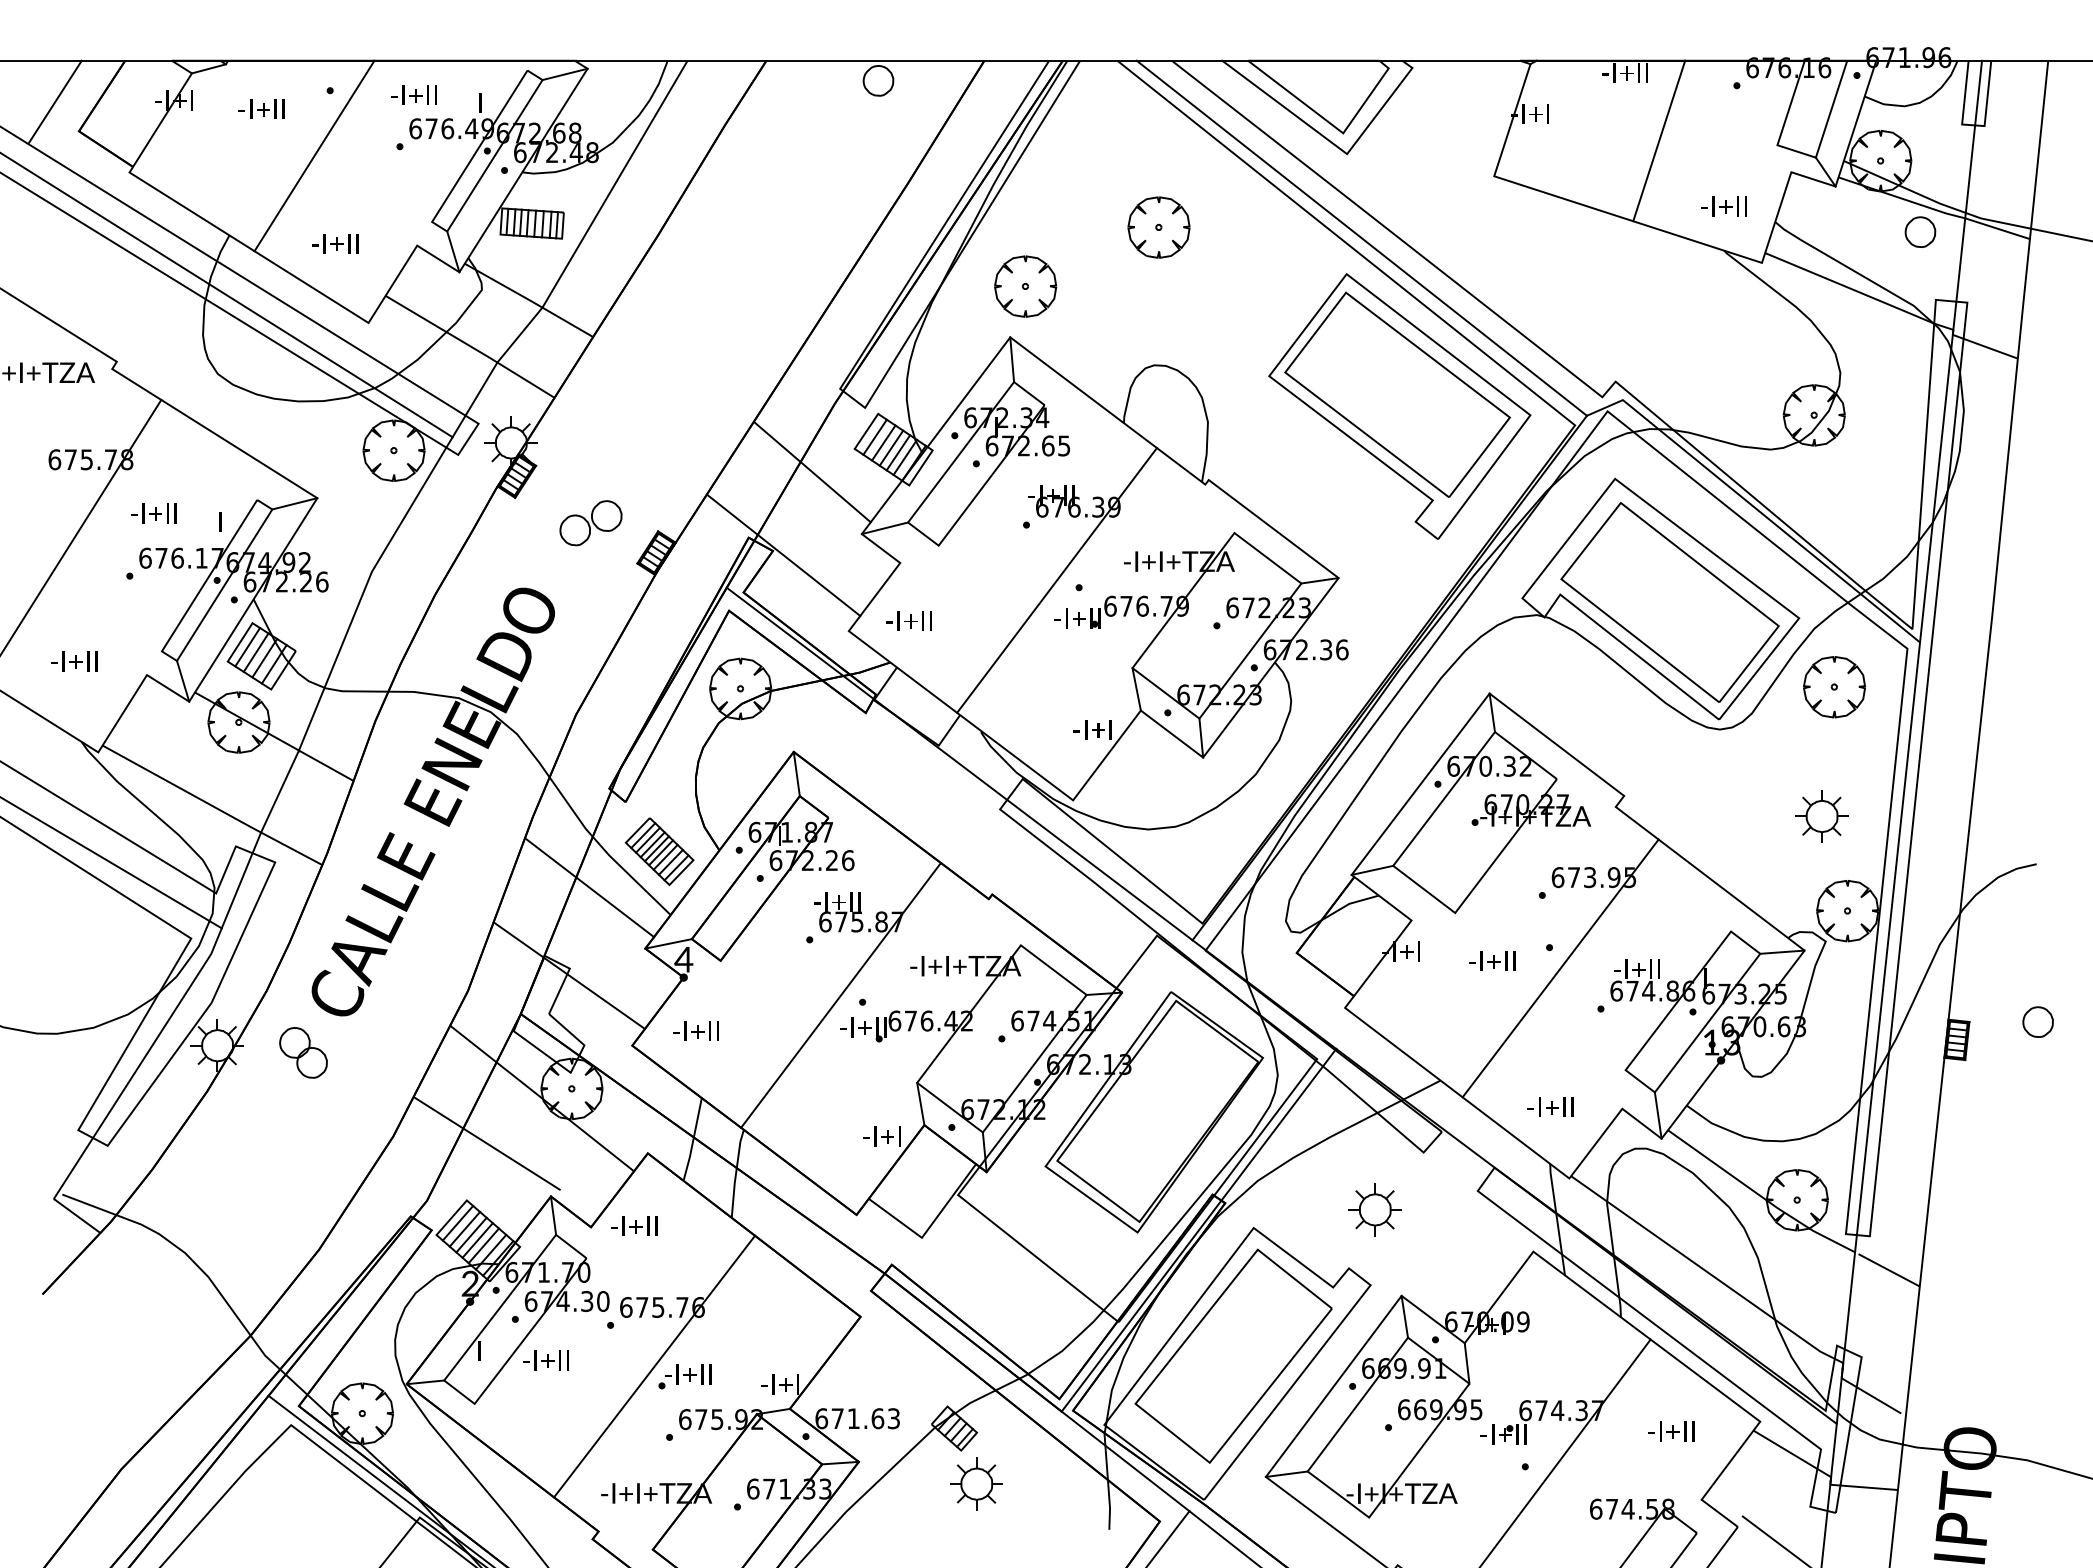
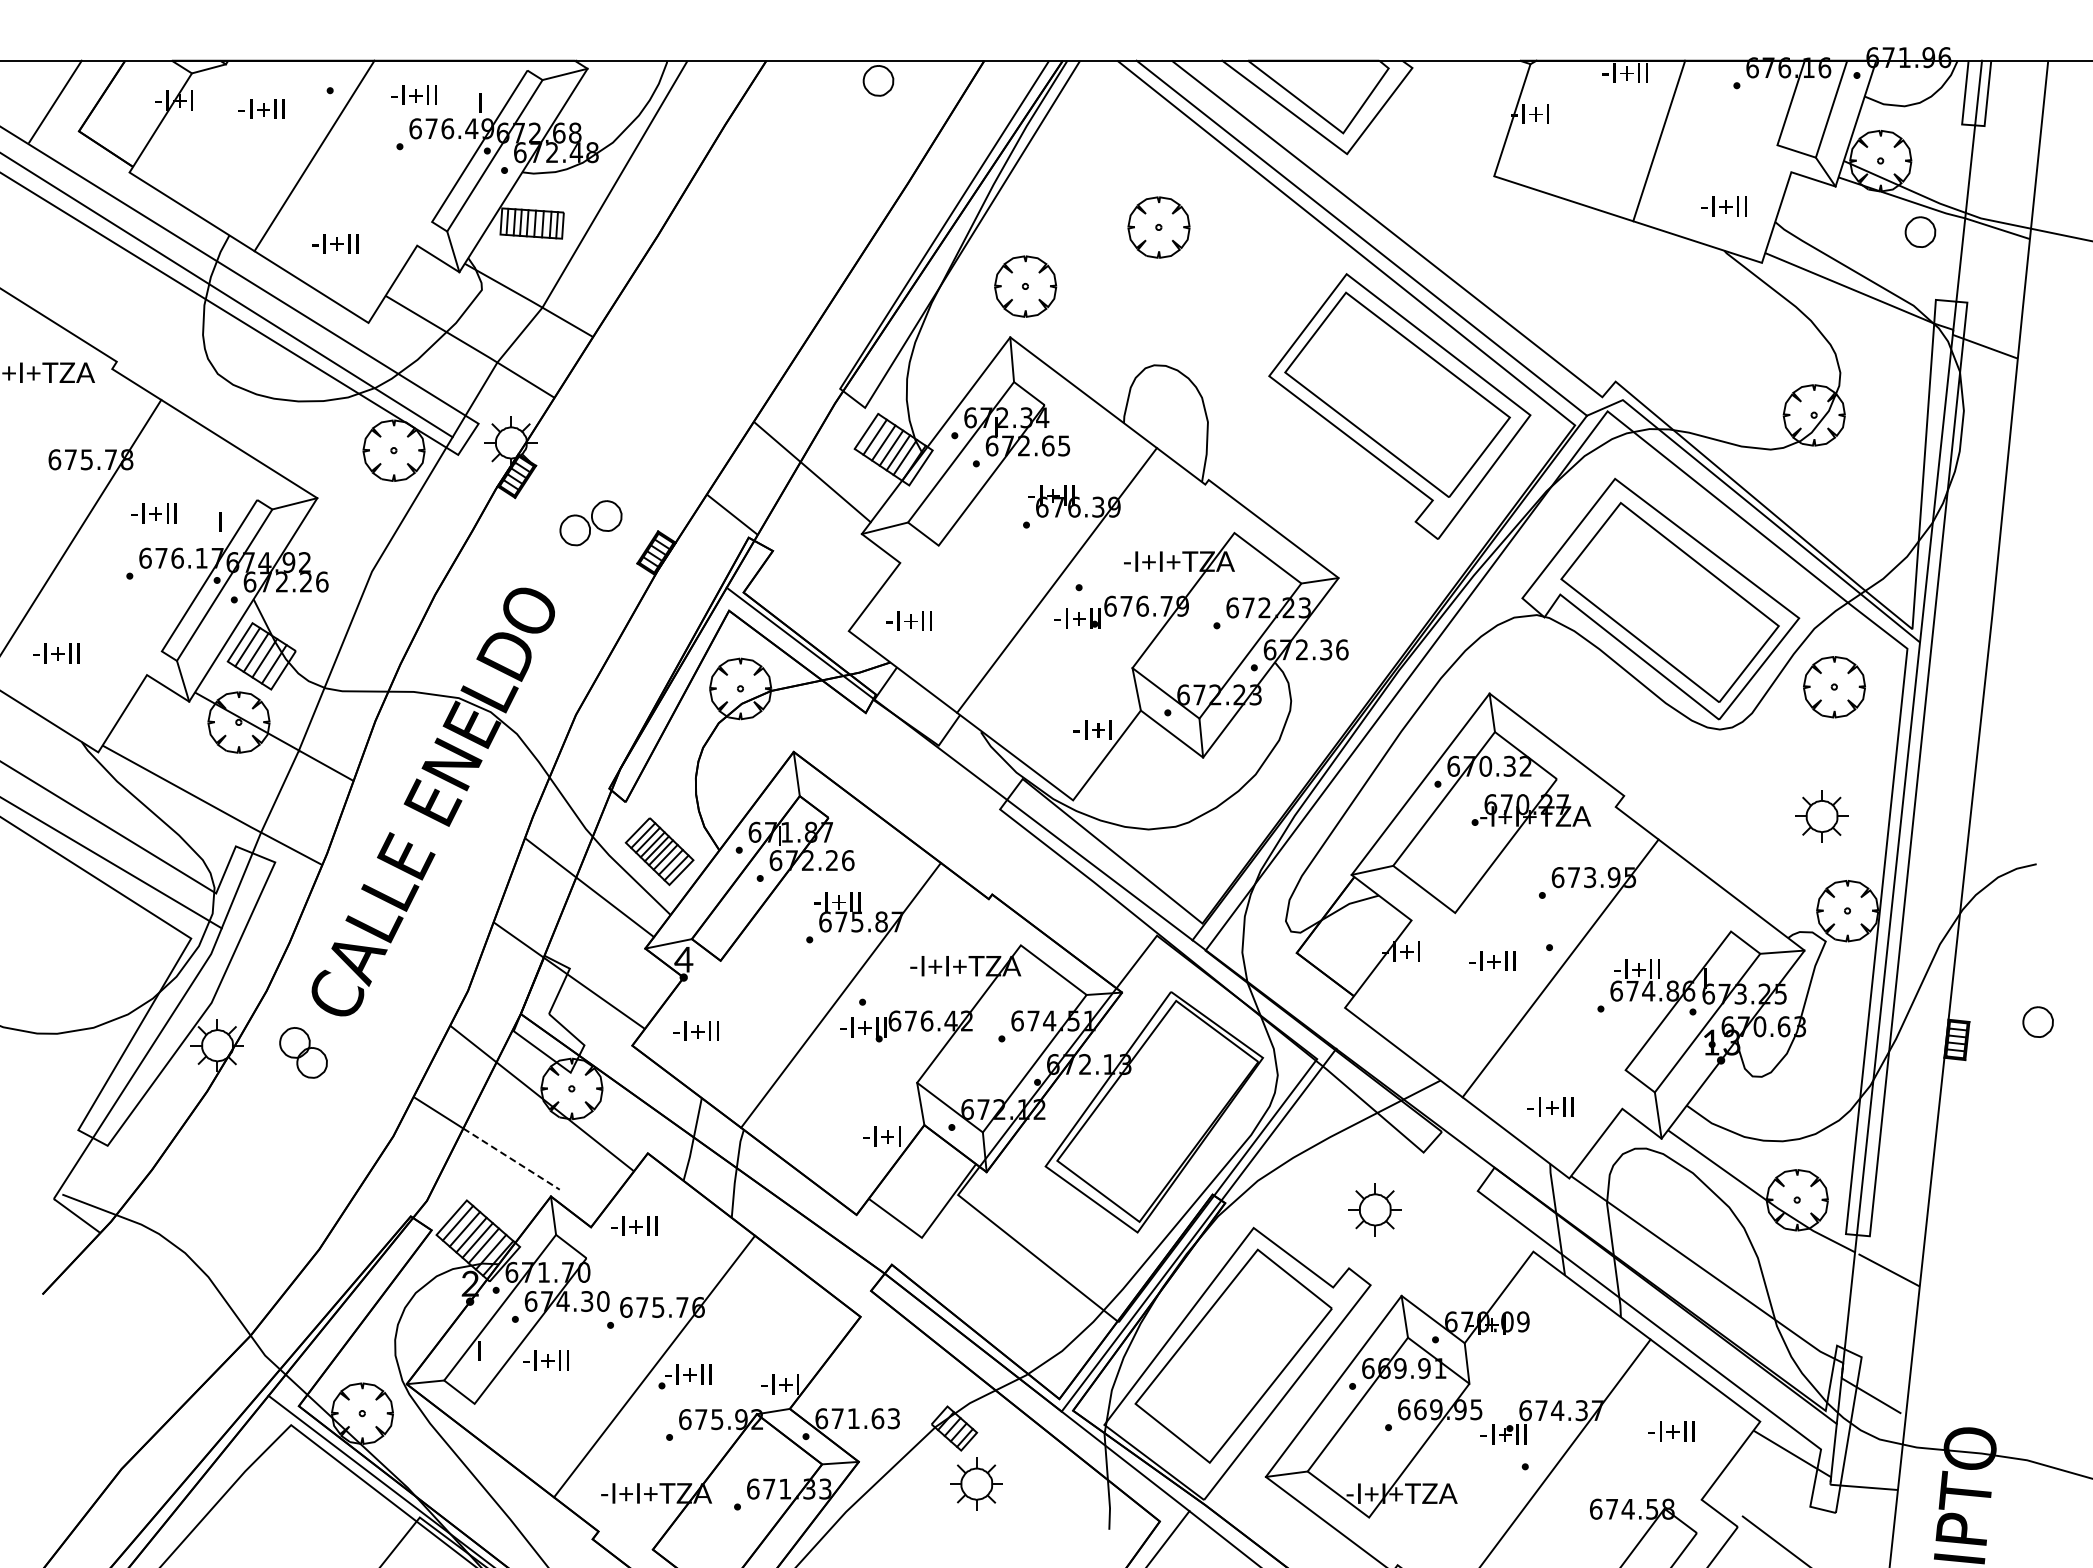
line: present -> none (808, 574)
text position: (74, 661) -> (56, 653) (56, 653)
line: solid -> dashed (511, 1159)
line: present -> none (1825, 1522)
